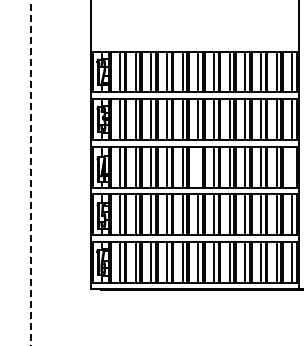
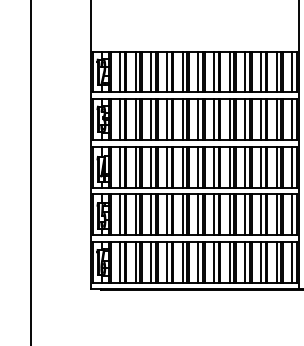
line: none -> present (198, 166)
line: none -> present (292, 166)
line: dashed -> solid (31, 173)
